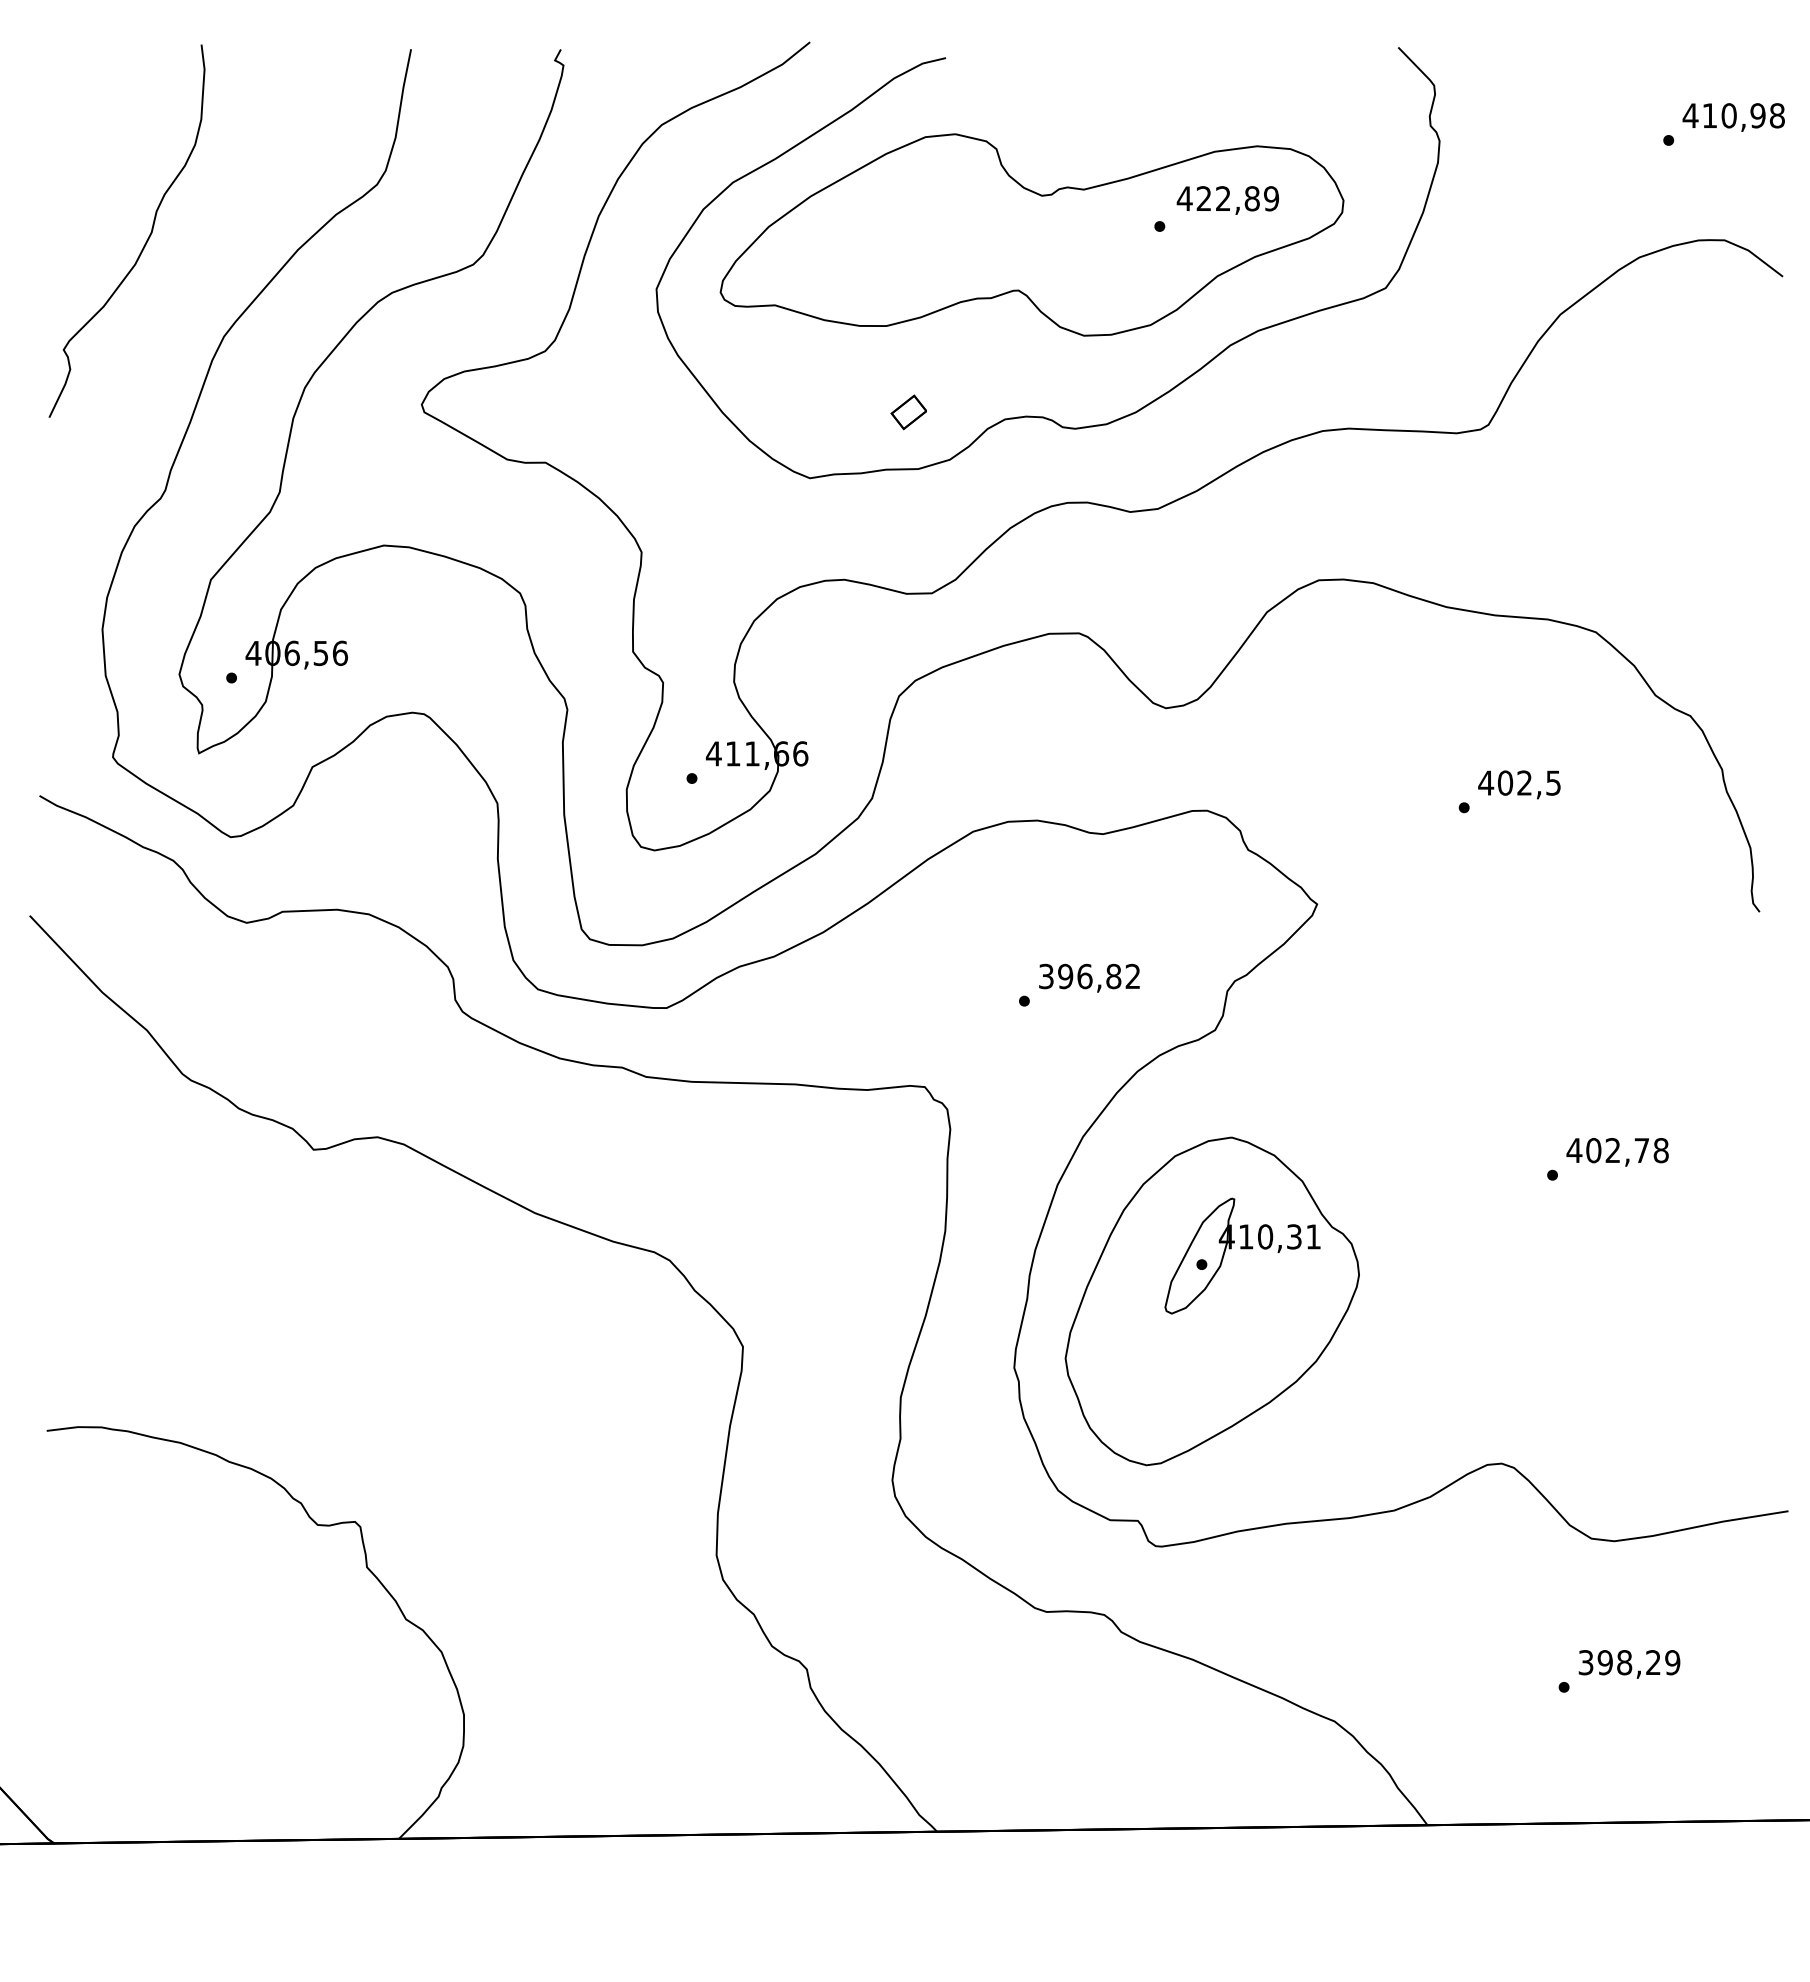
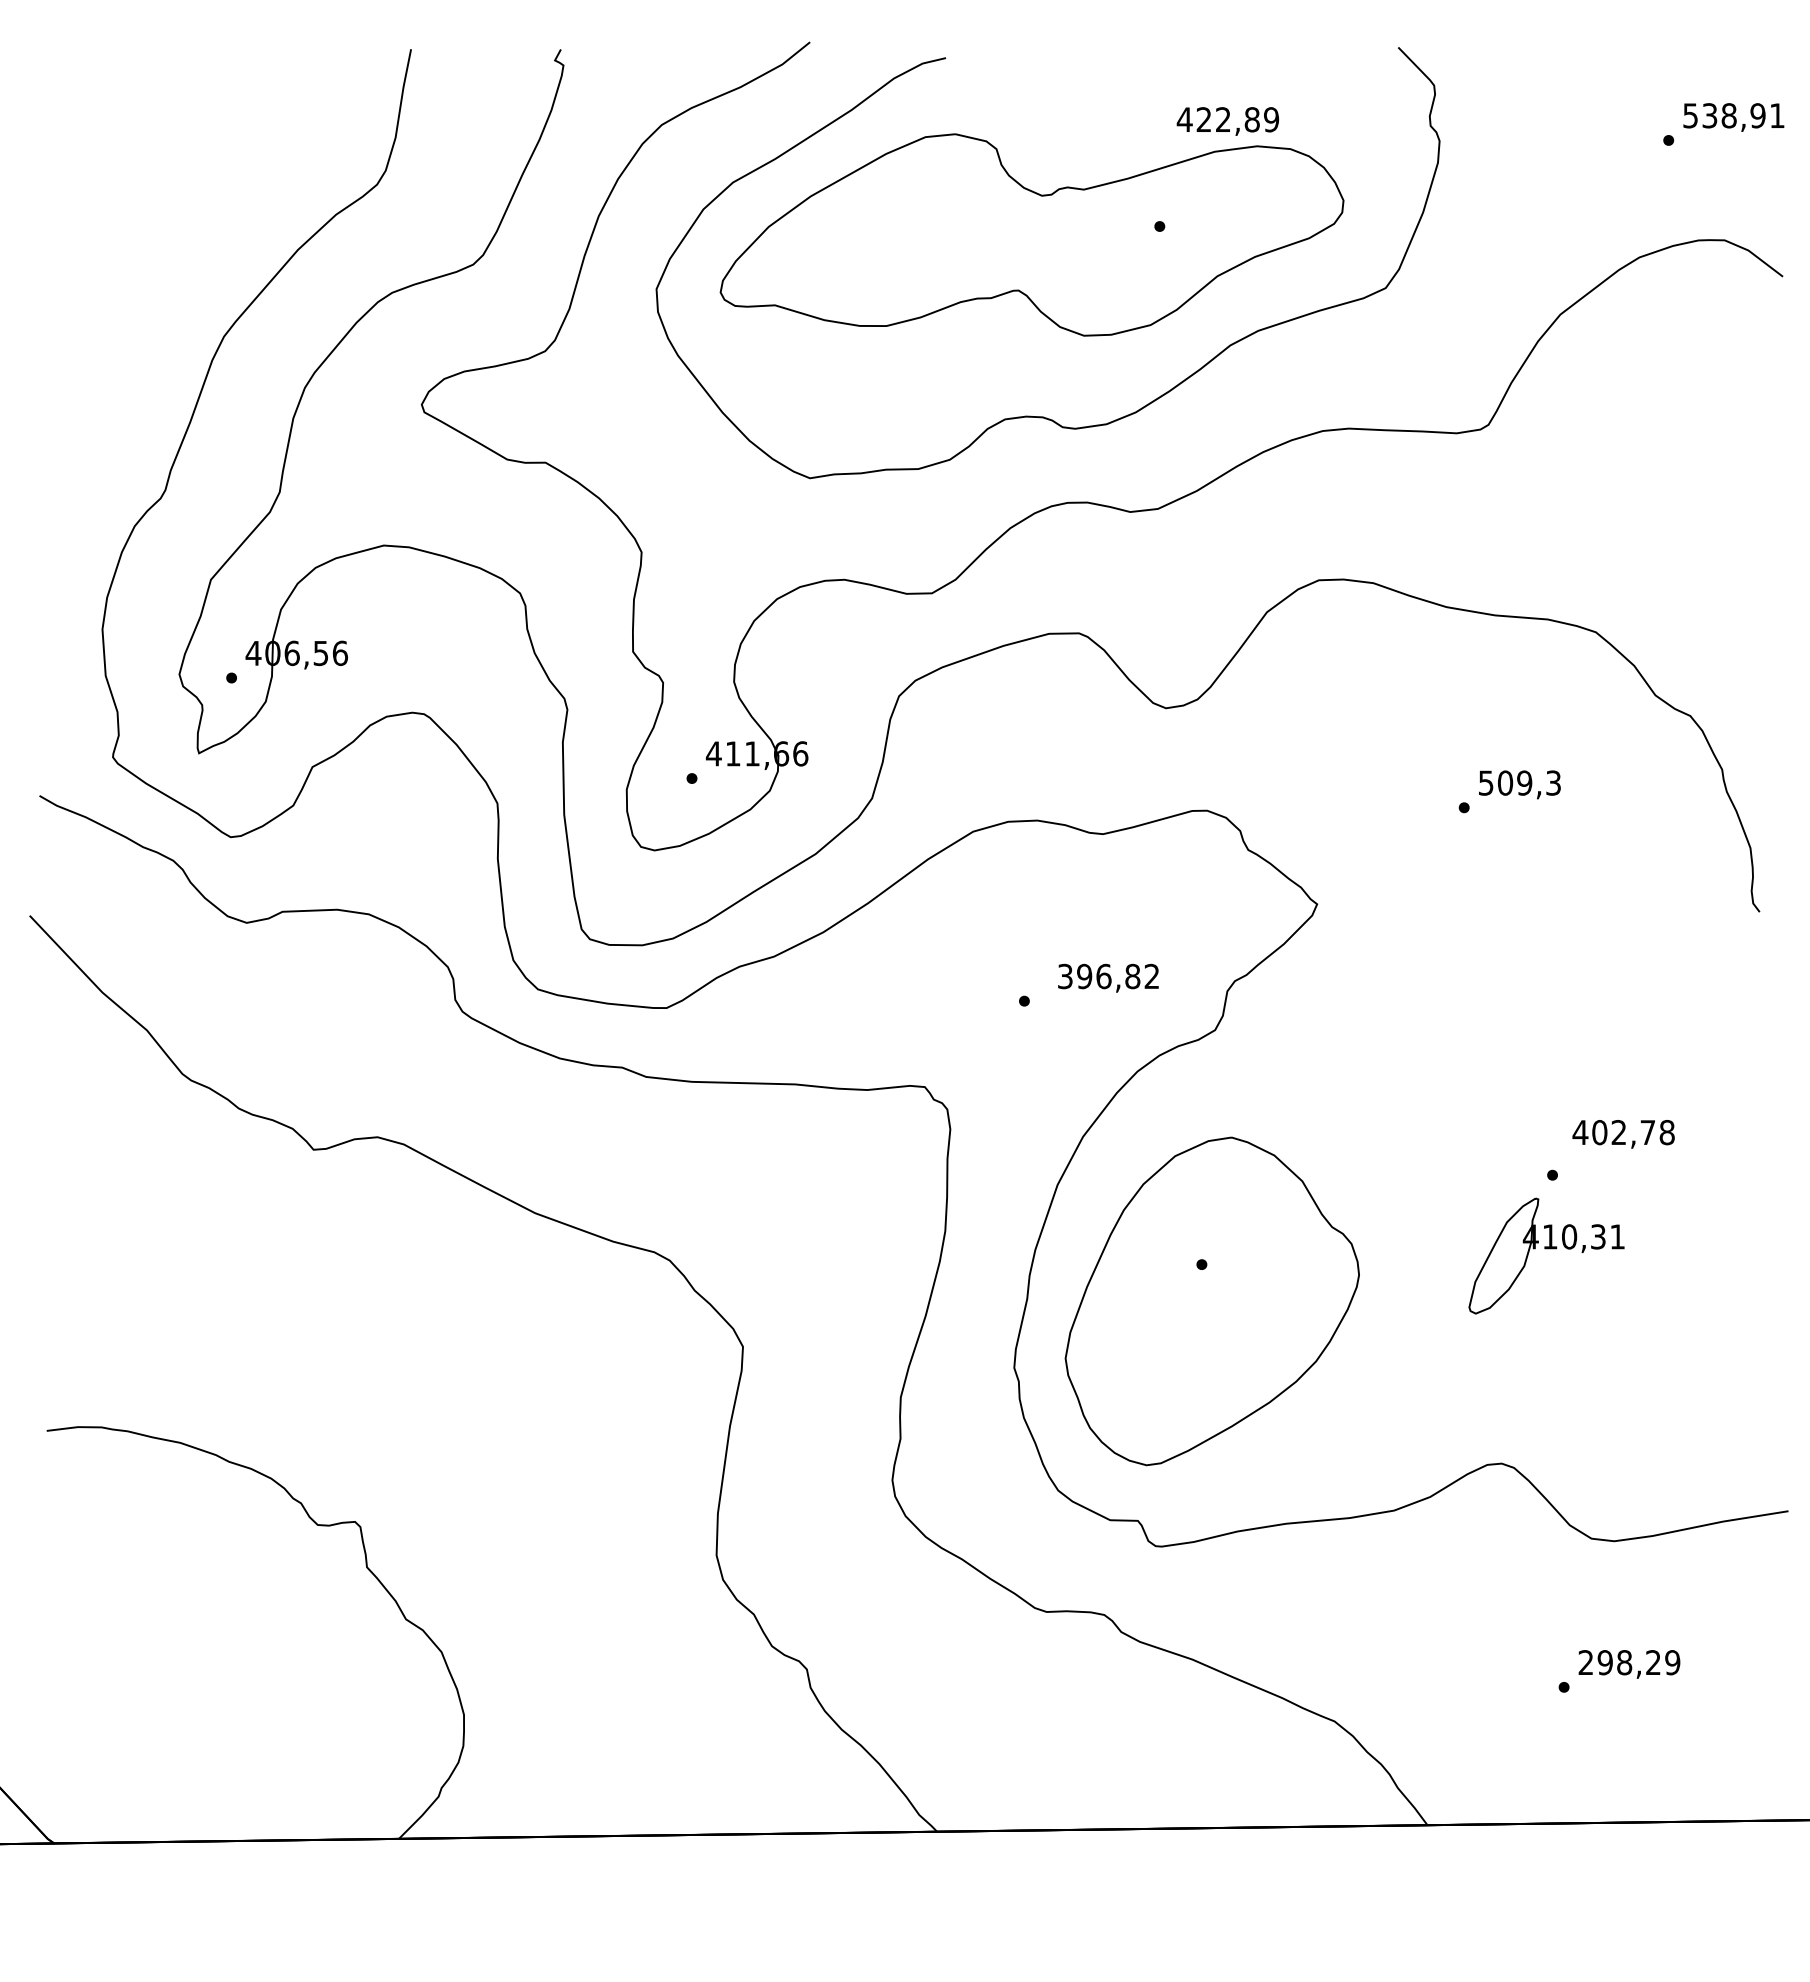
text: 410,98 -> 538,91 (1733, 115)
text position: (1227, 200) -> (1227, 121) (1227, 121)
curve: present -> none (146, 240)
part: present -> none (908, 412)
text: 402,5 -> 509,3 (1519, 782)
text position: (1089, 977) -> (1108, 977) (1108, 977)
text position: (1617, 1152) -> (1623, 1134) (1623, 1134)
part position: (1242, 1255) -> (1546, 1255) (1546, 1255)
text: 398,29 -> 298,29 (1585, 1662)
